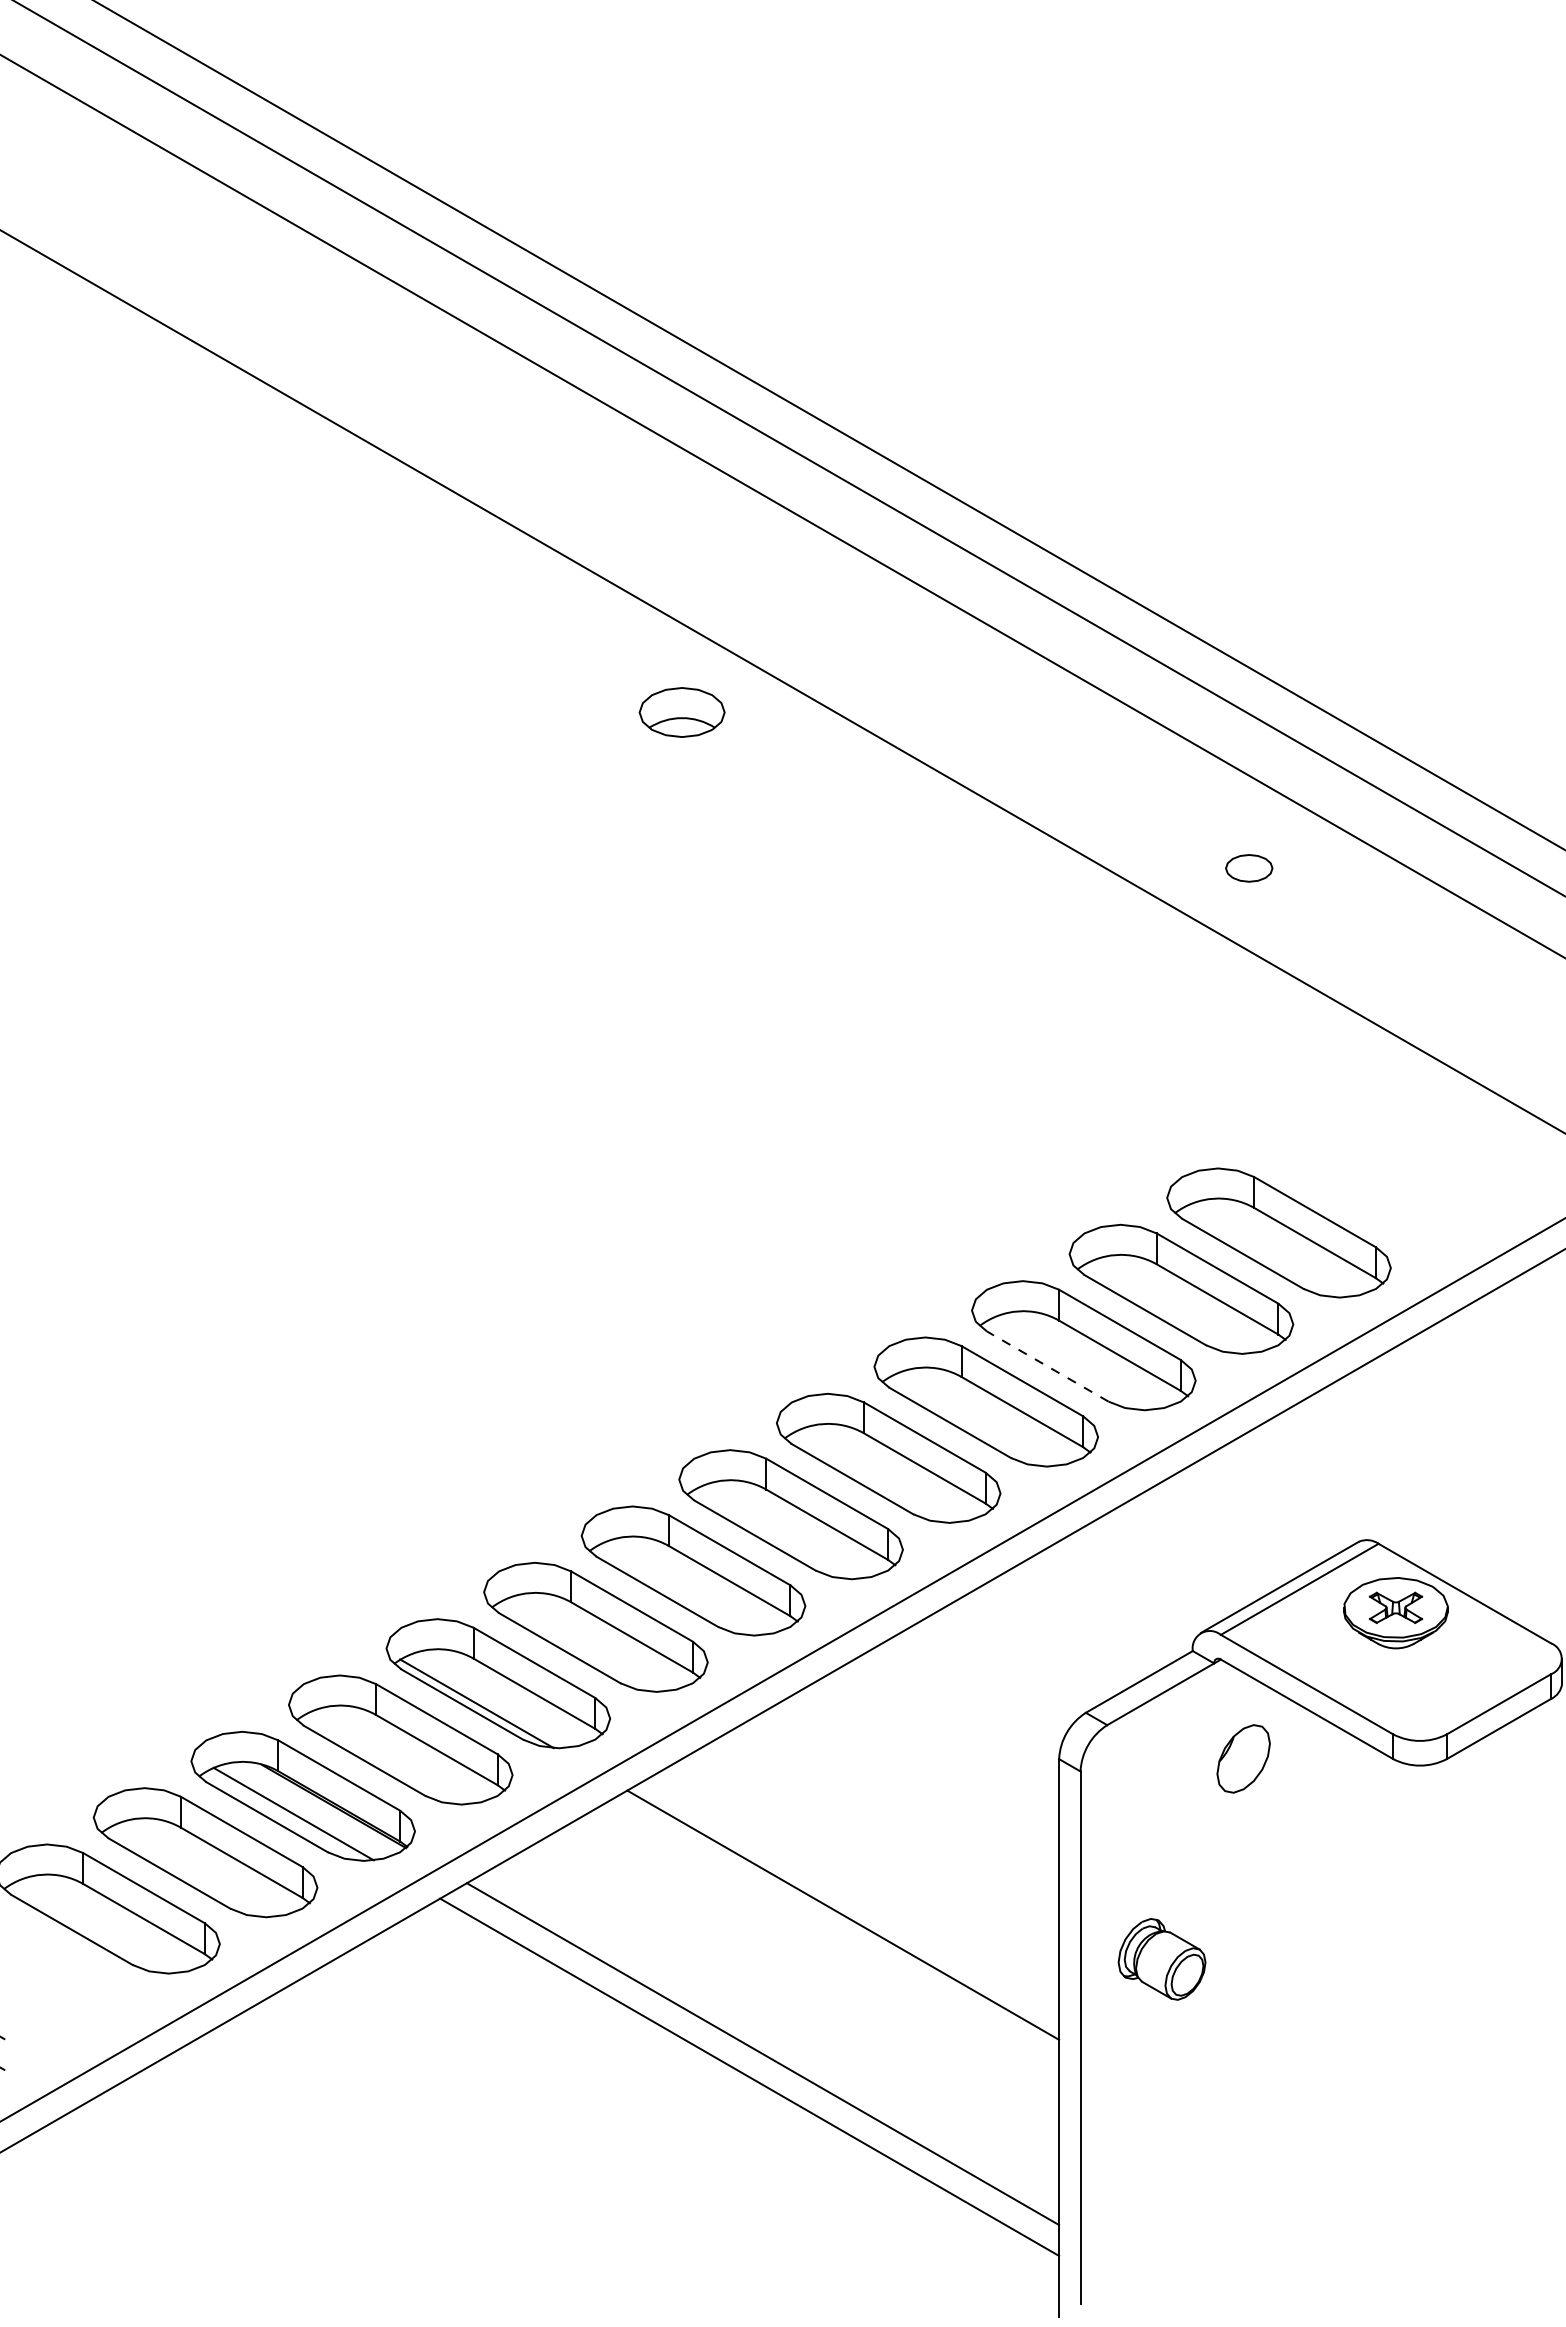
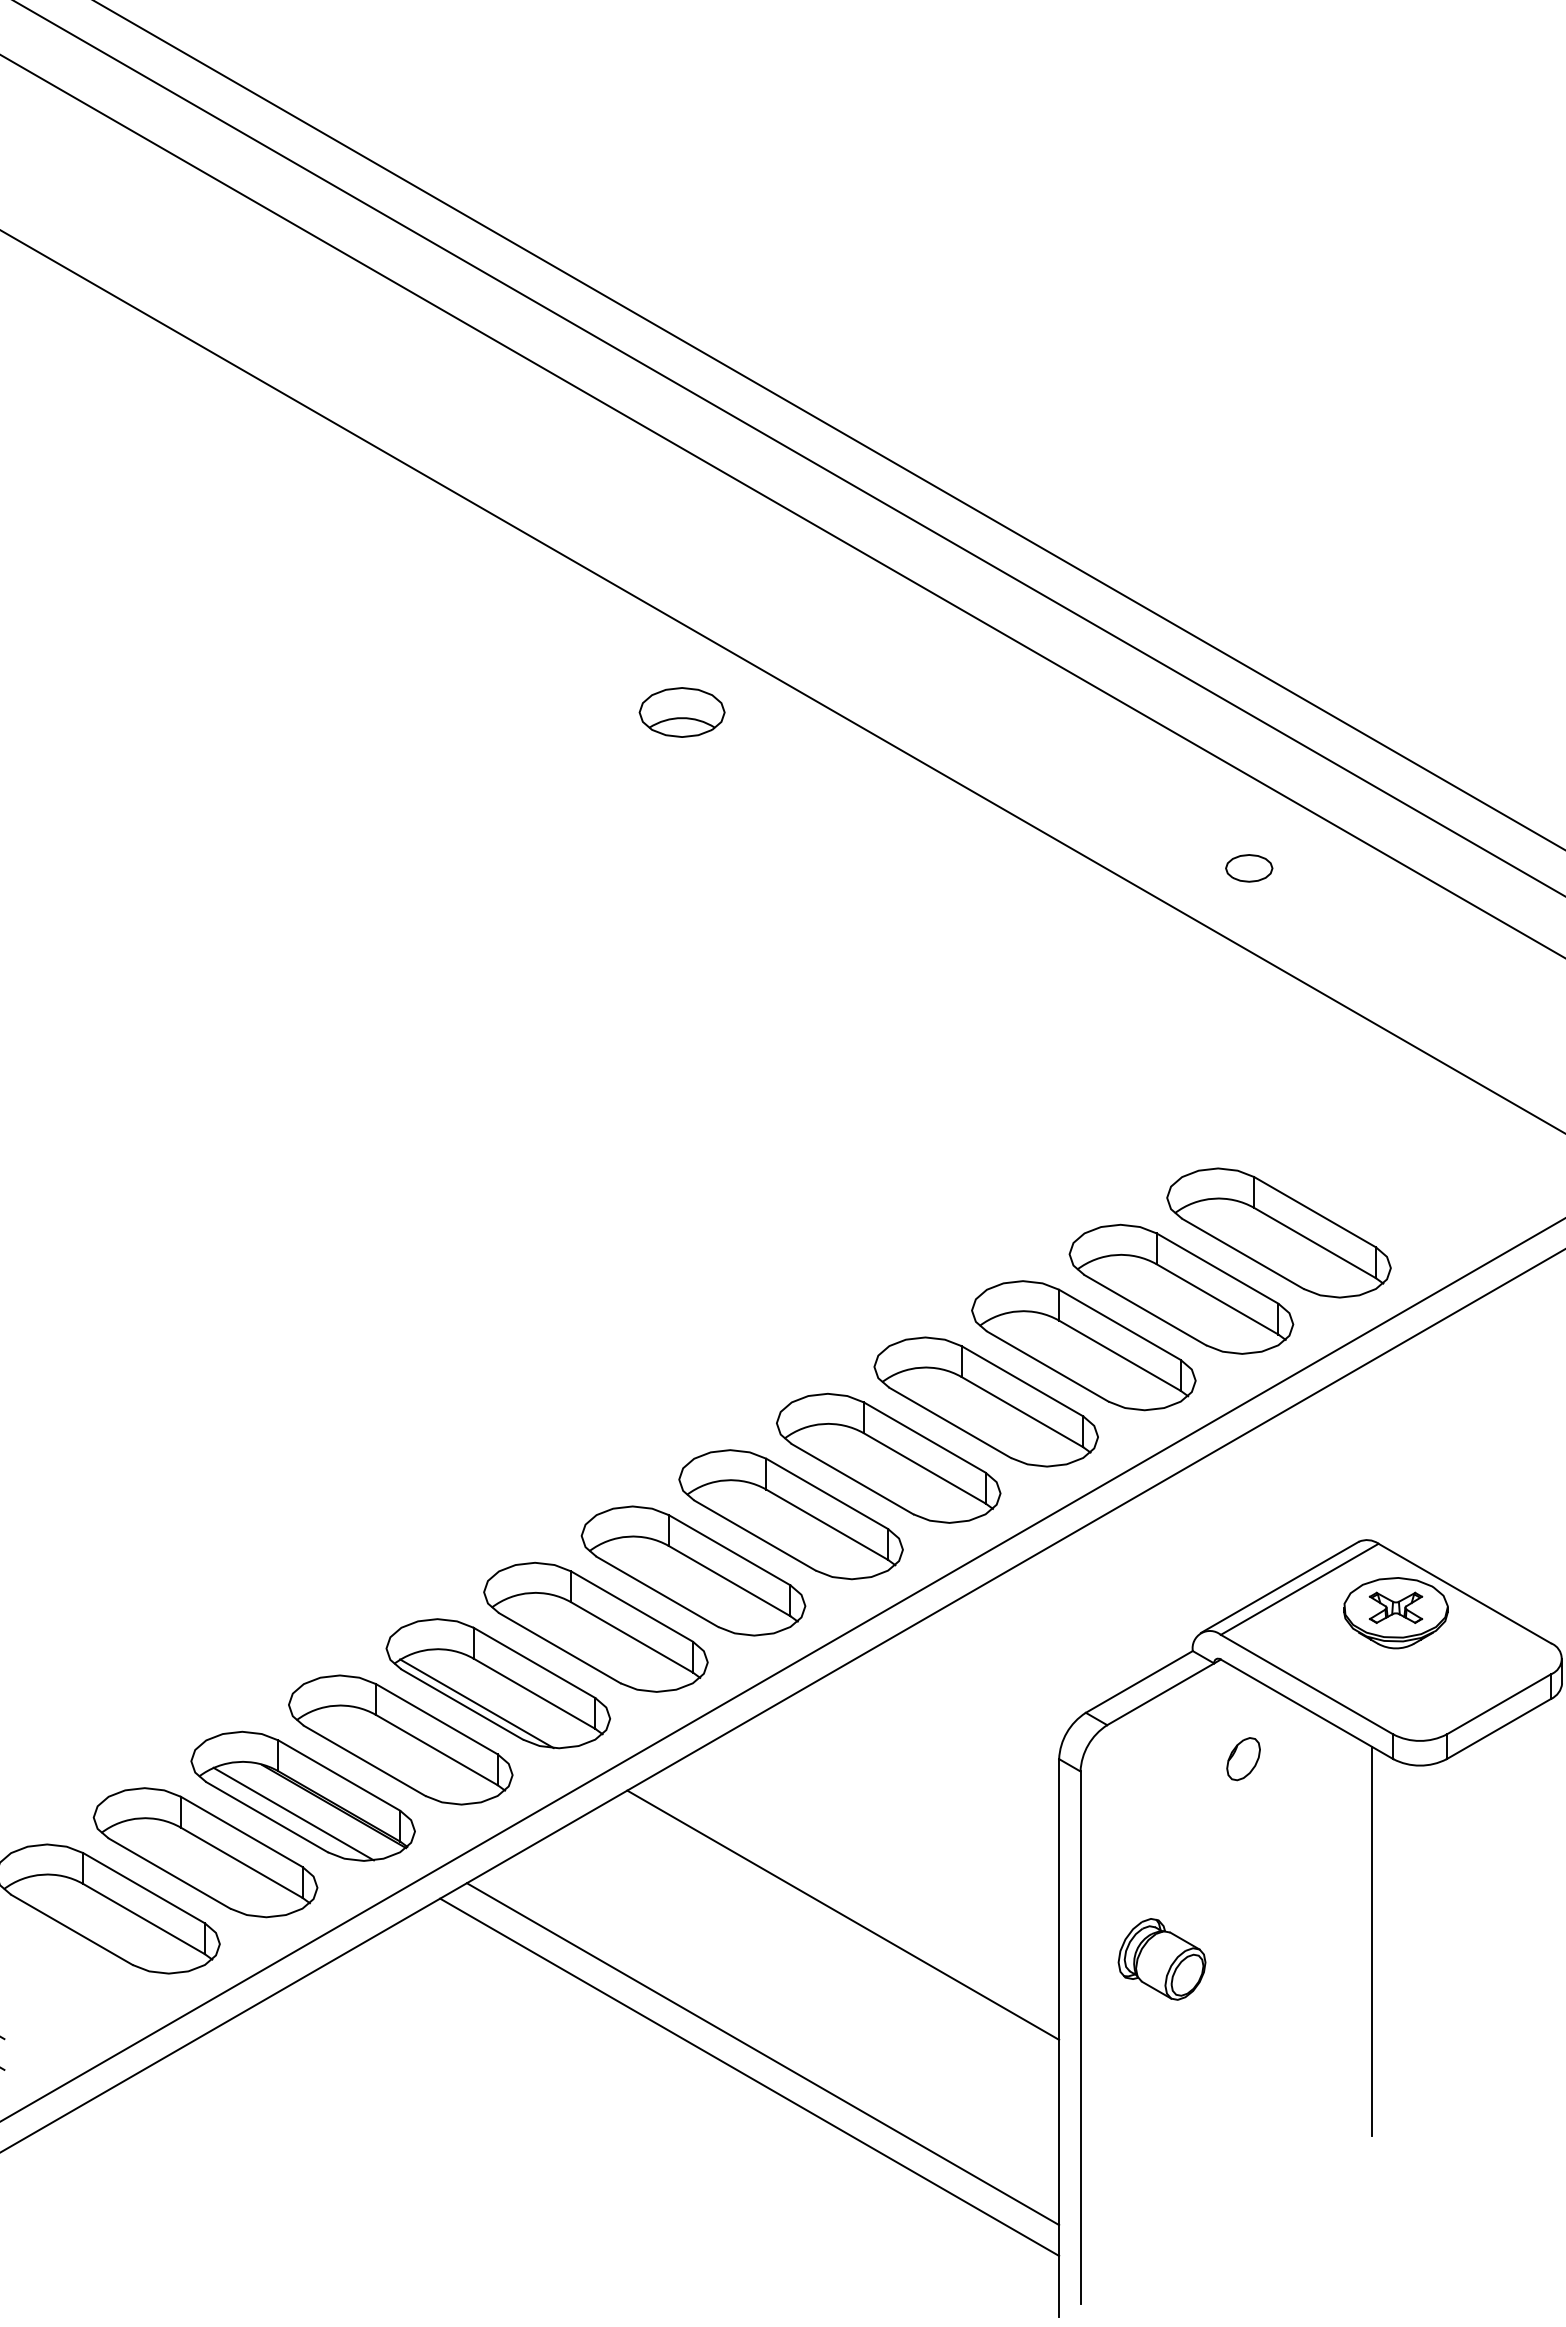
line: dashed -> solid (1047, 1366)
part size: 55x70 px -> 35x45 px (1243, 1759)
line: none -> present (1371, 1941)
